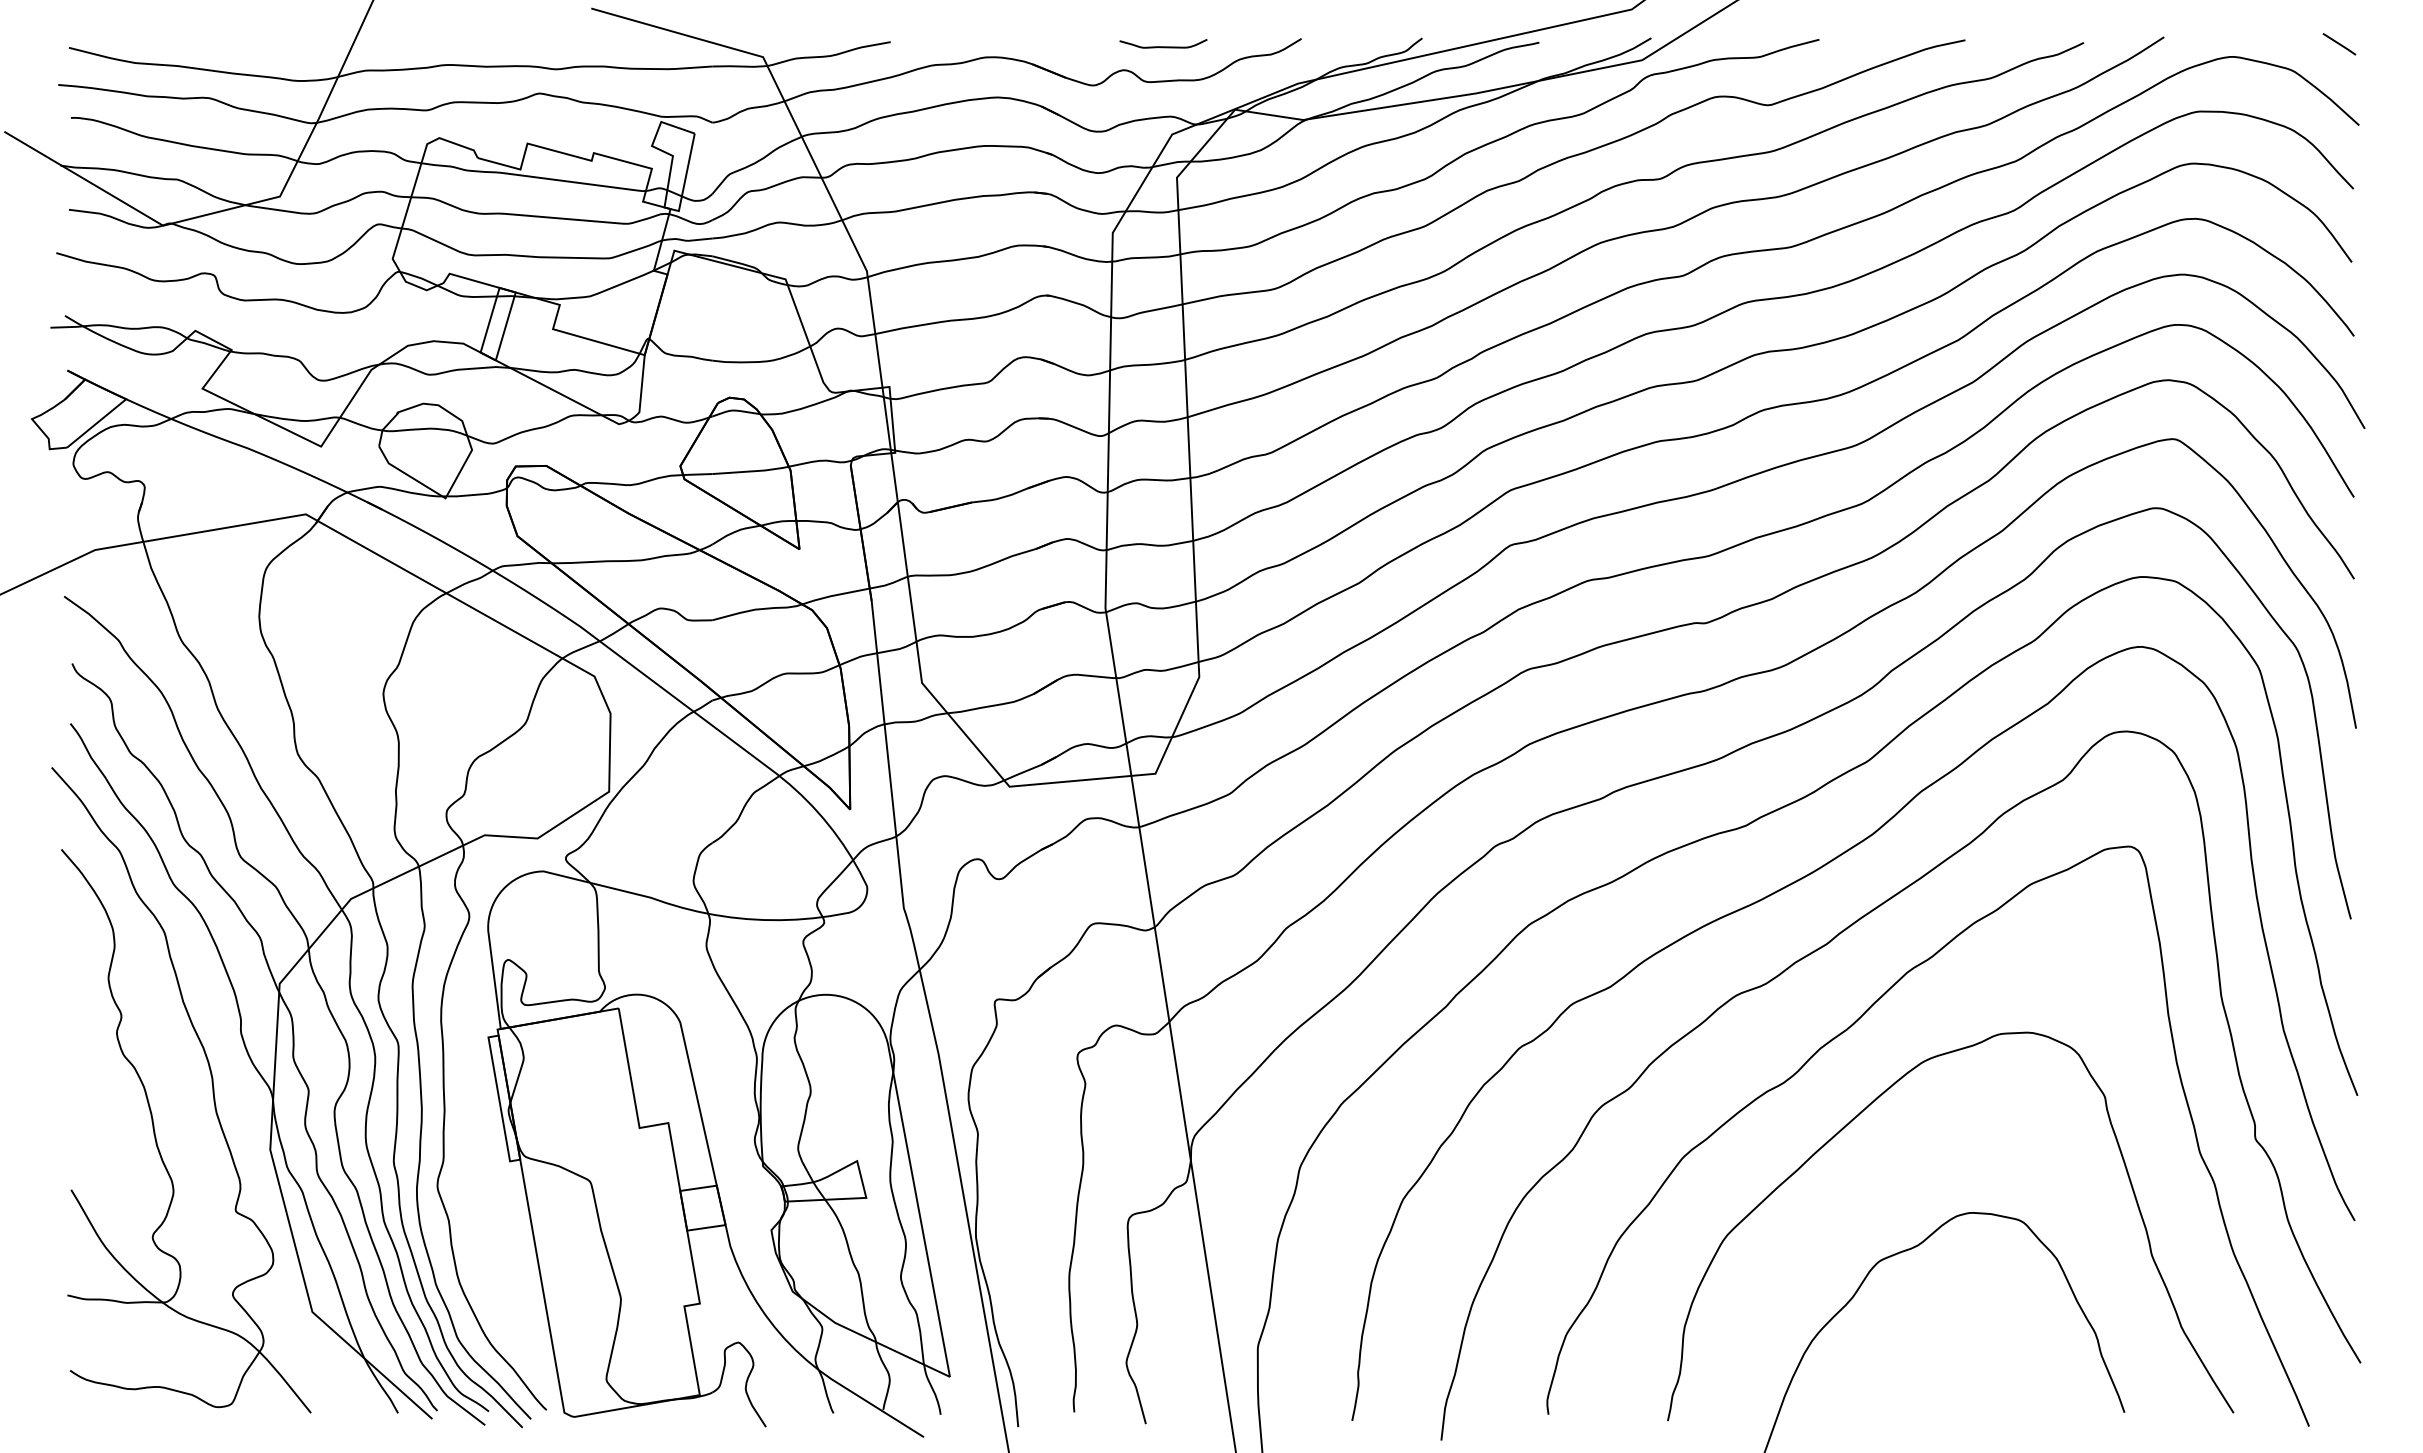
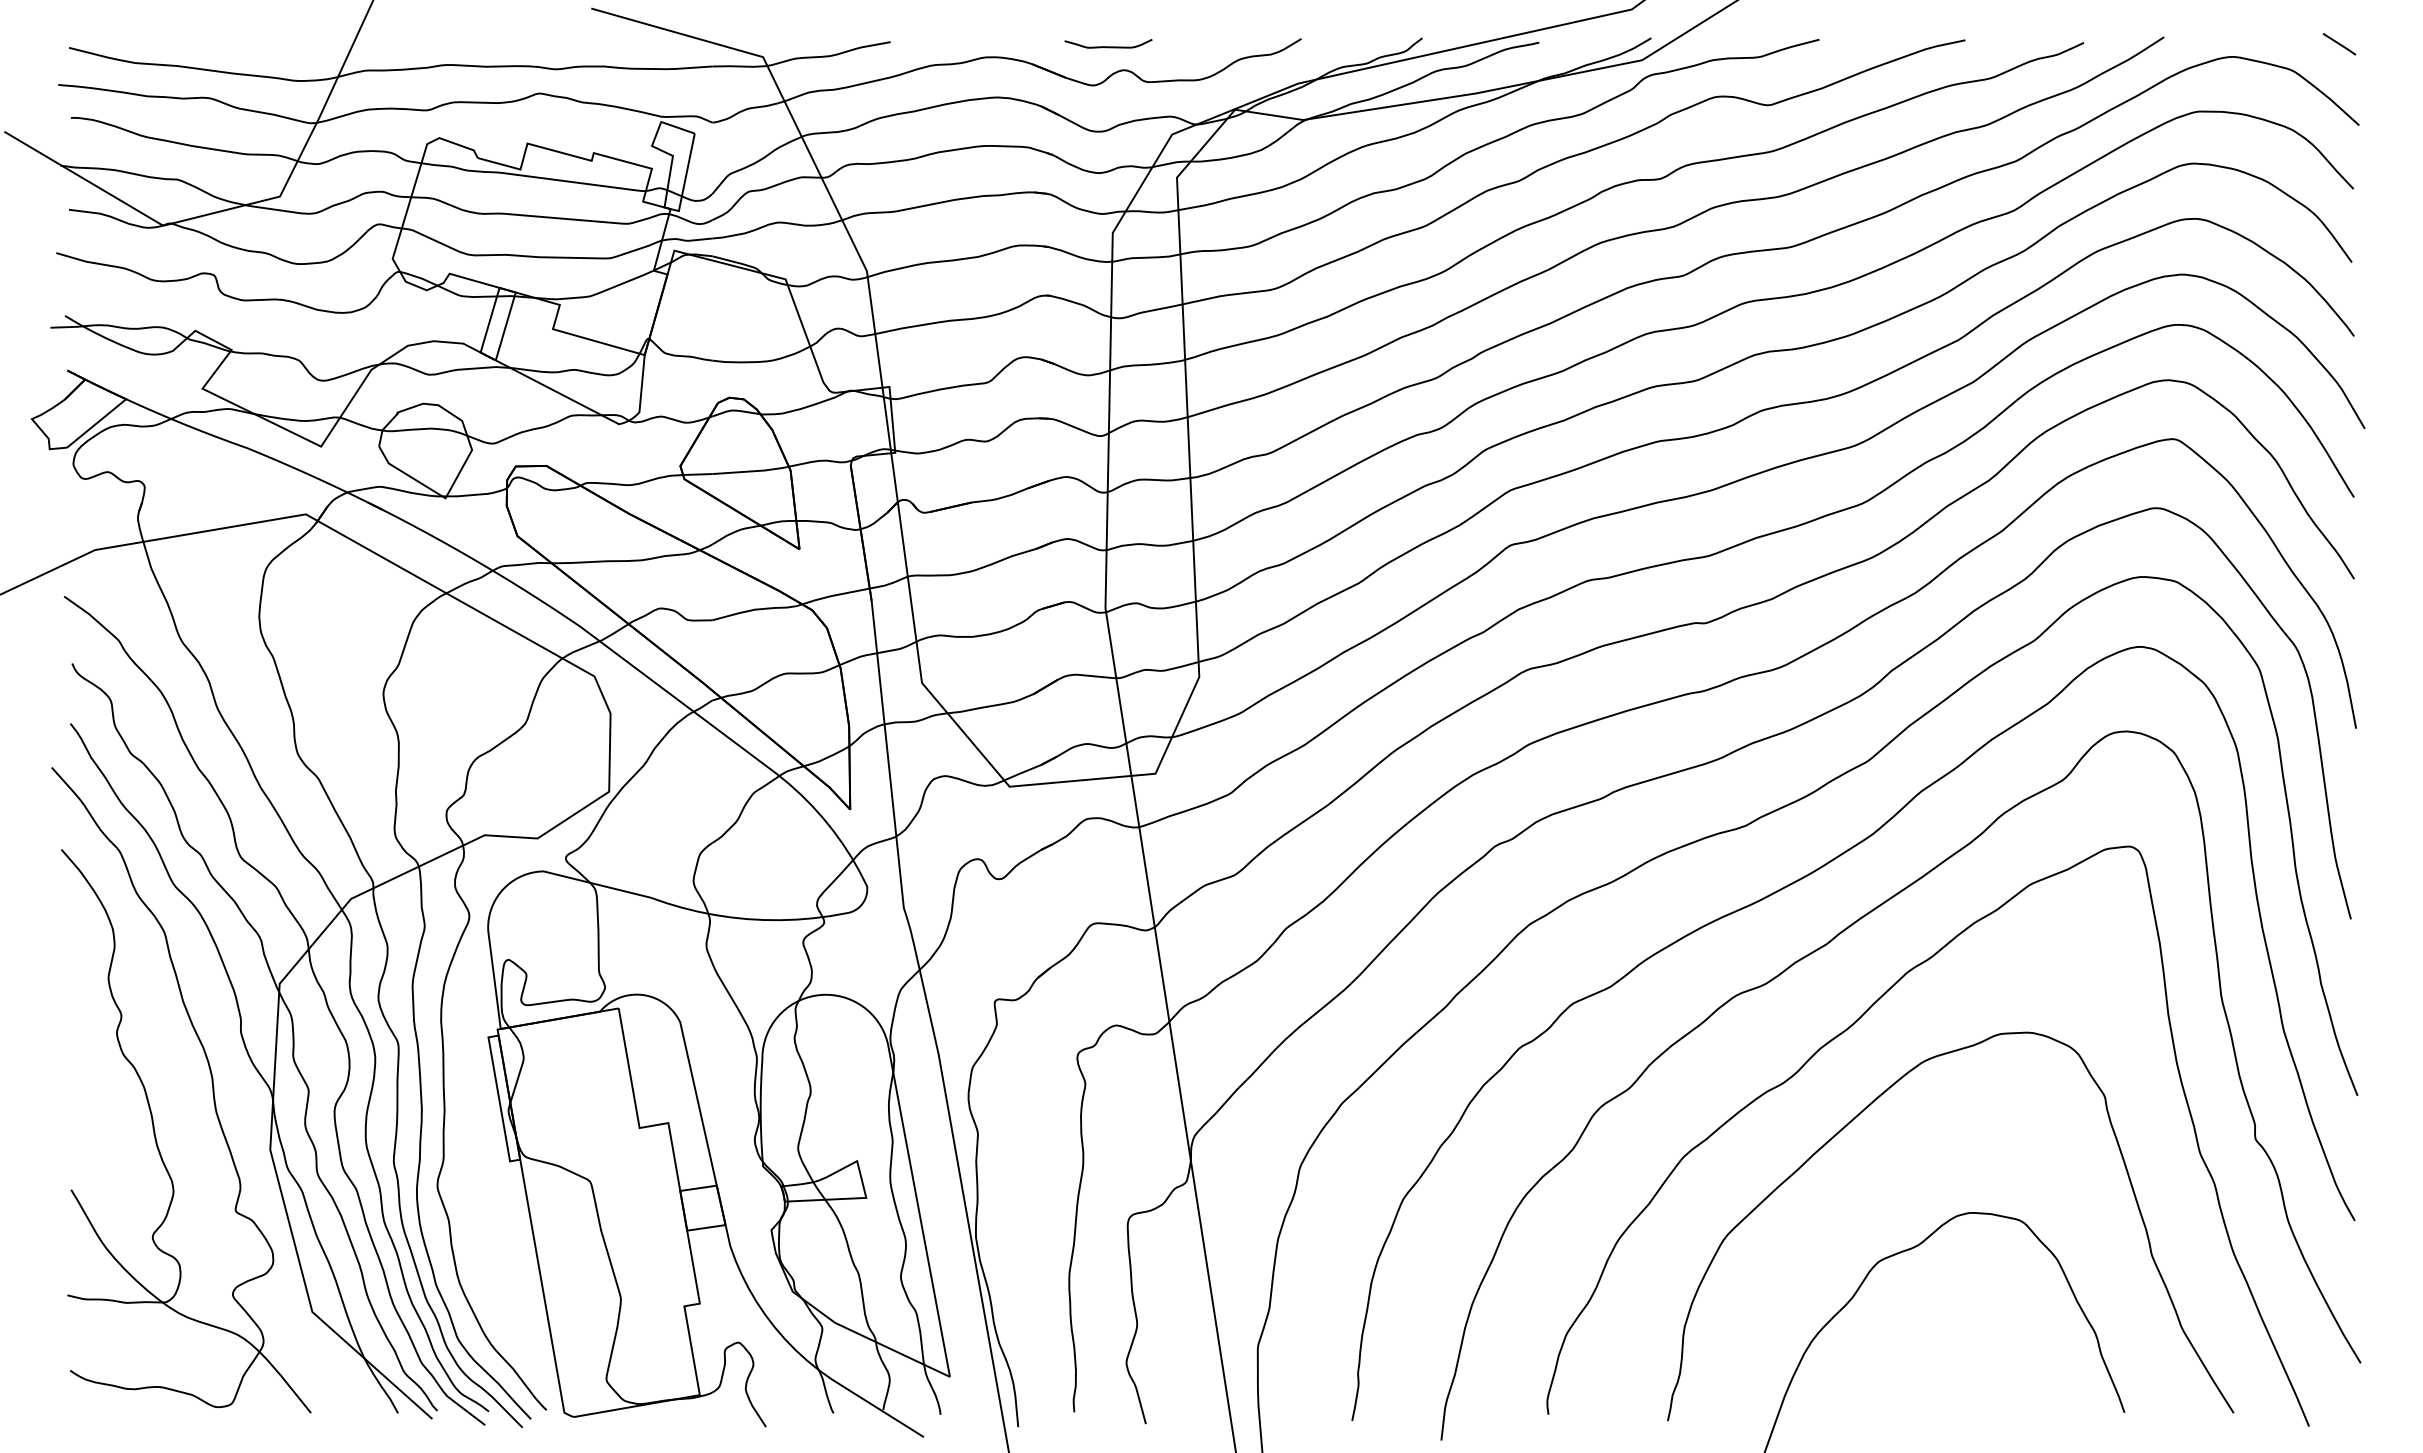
curve position: (1163, 46) -> (1108, 46) (1108, 46)
